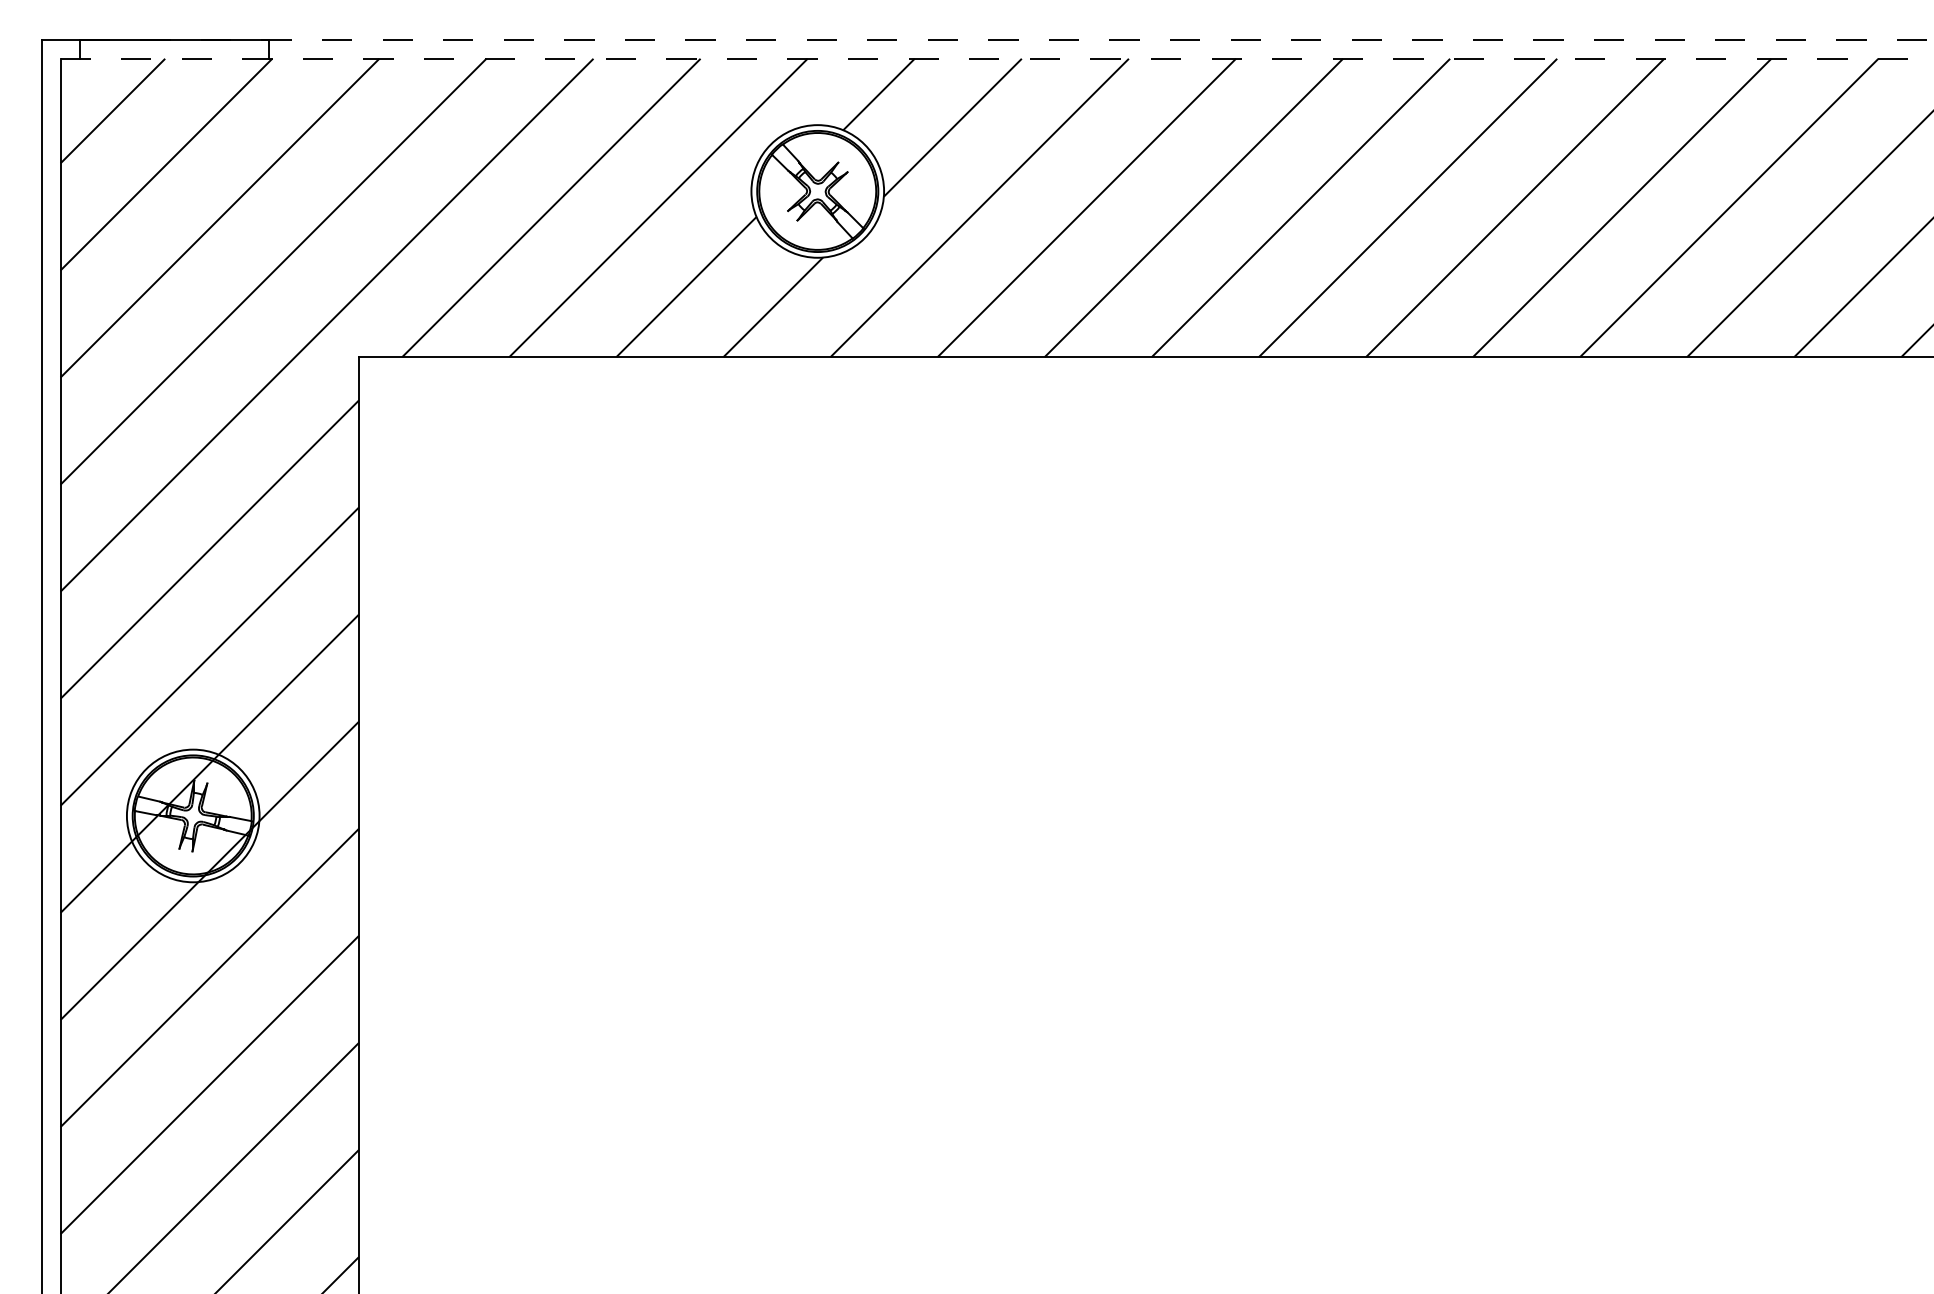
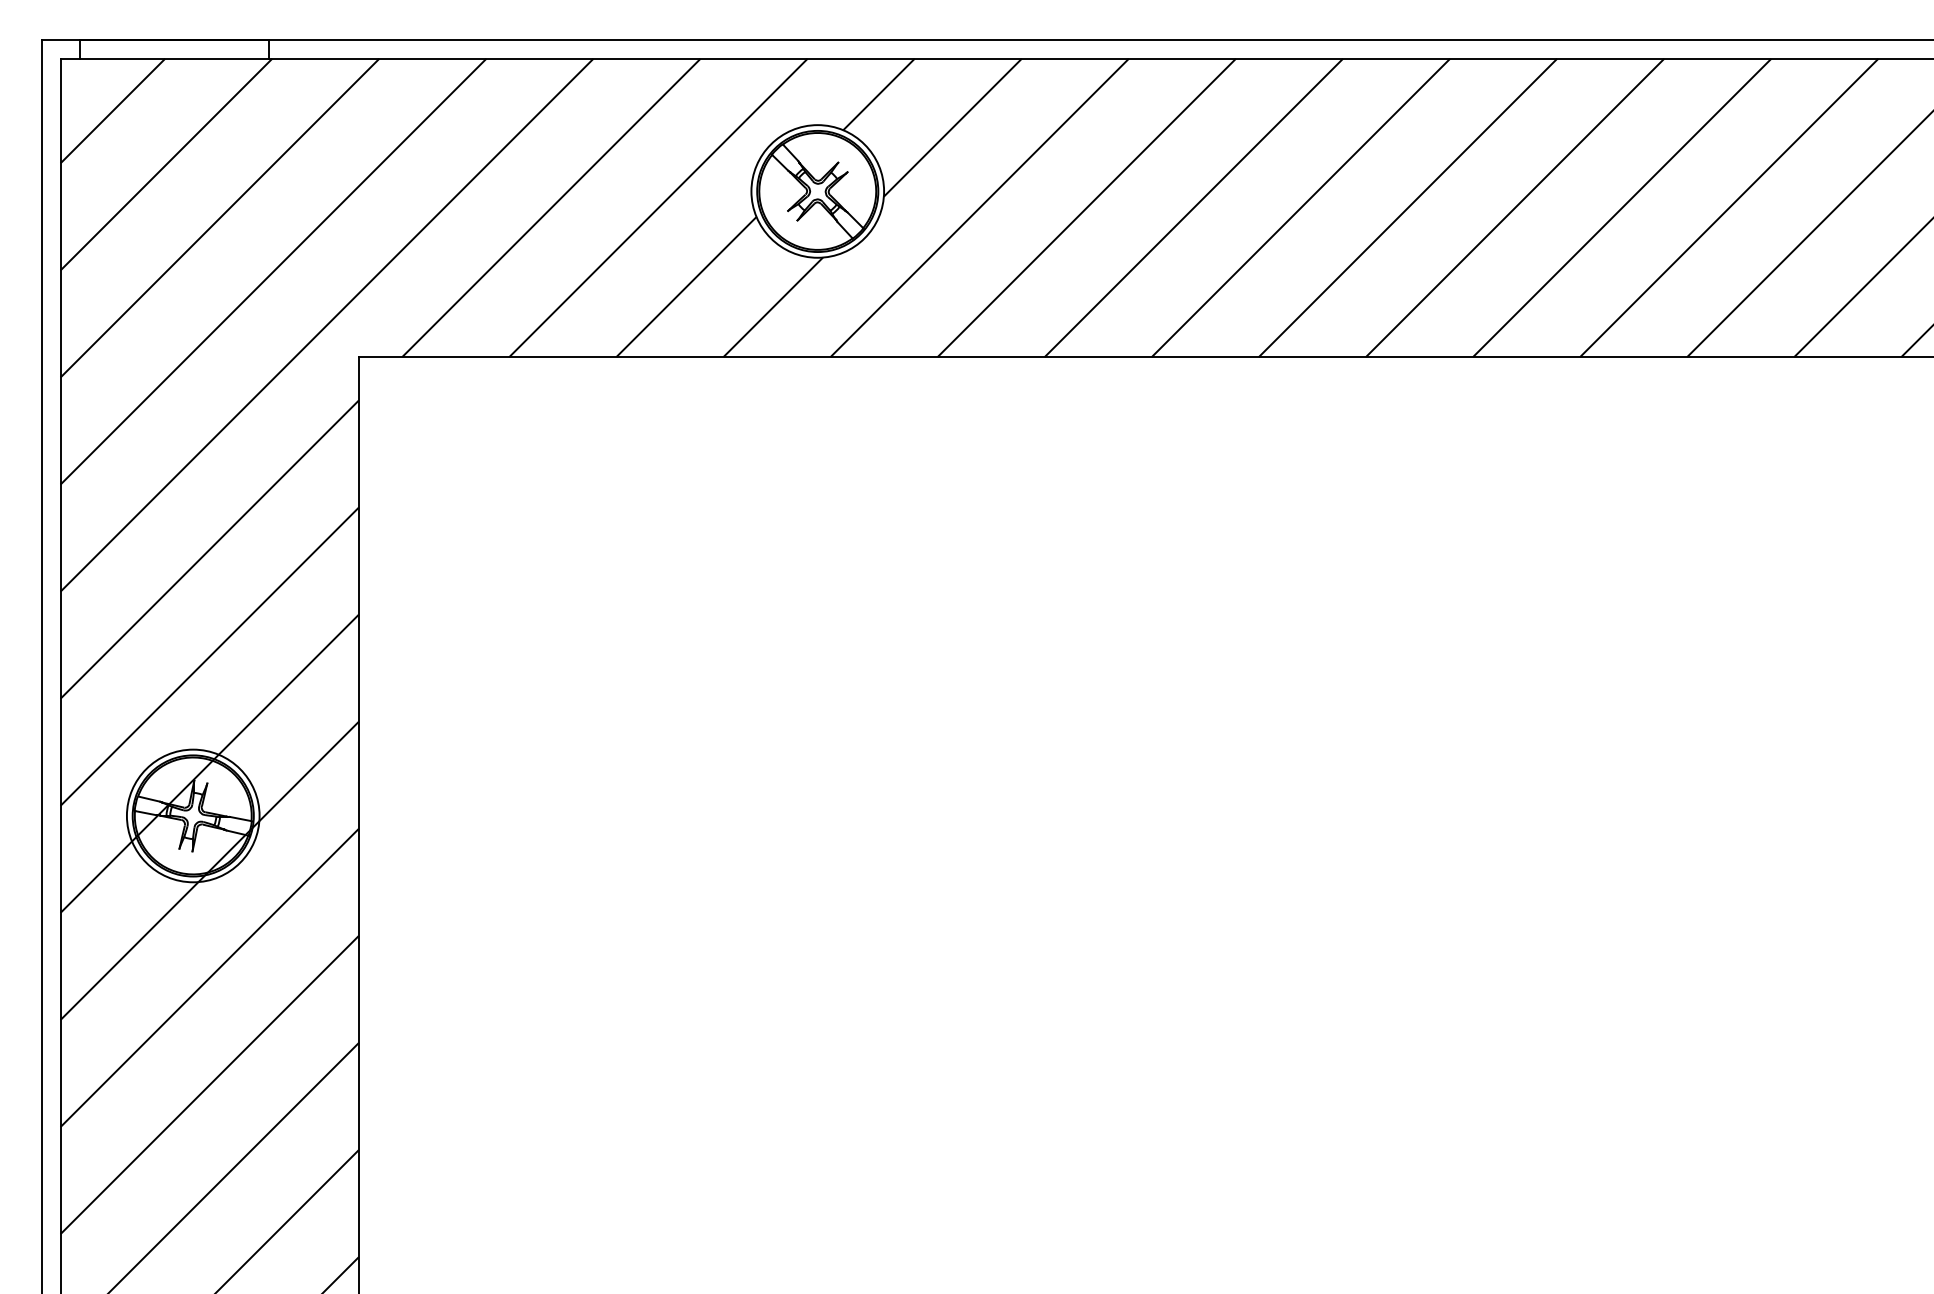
line: dashed -> solid (1006, 40)
line: dashed -> solid (997, 58)
